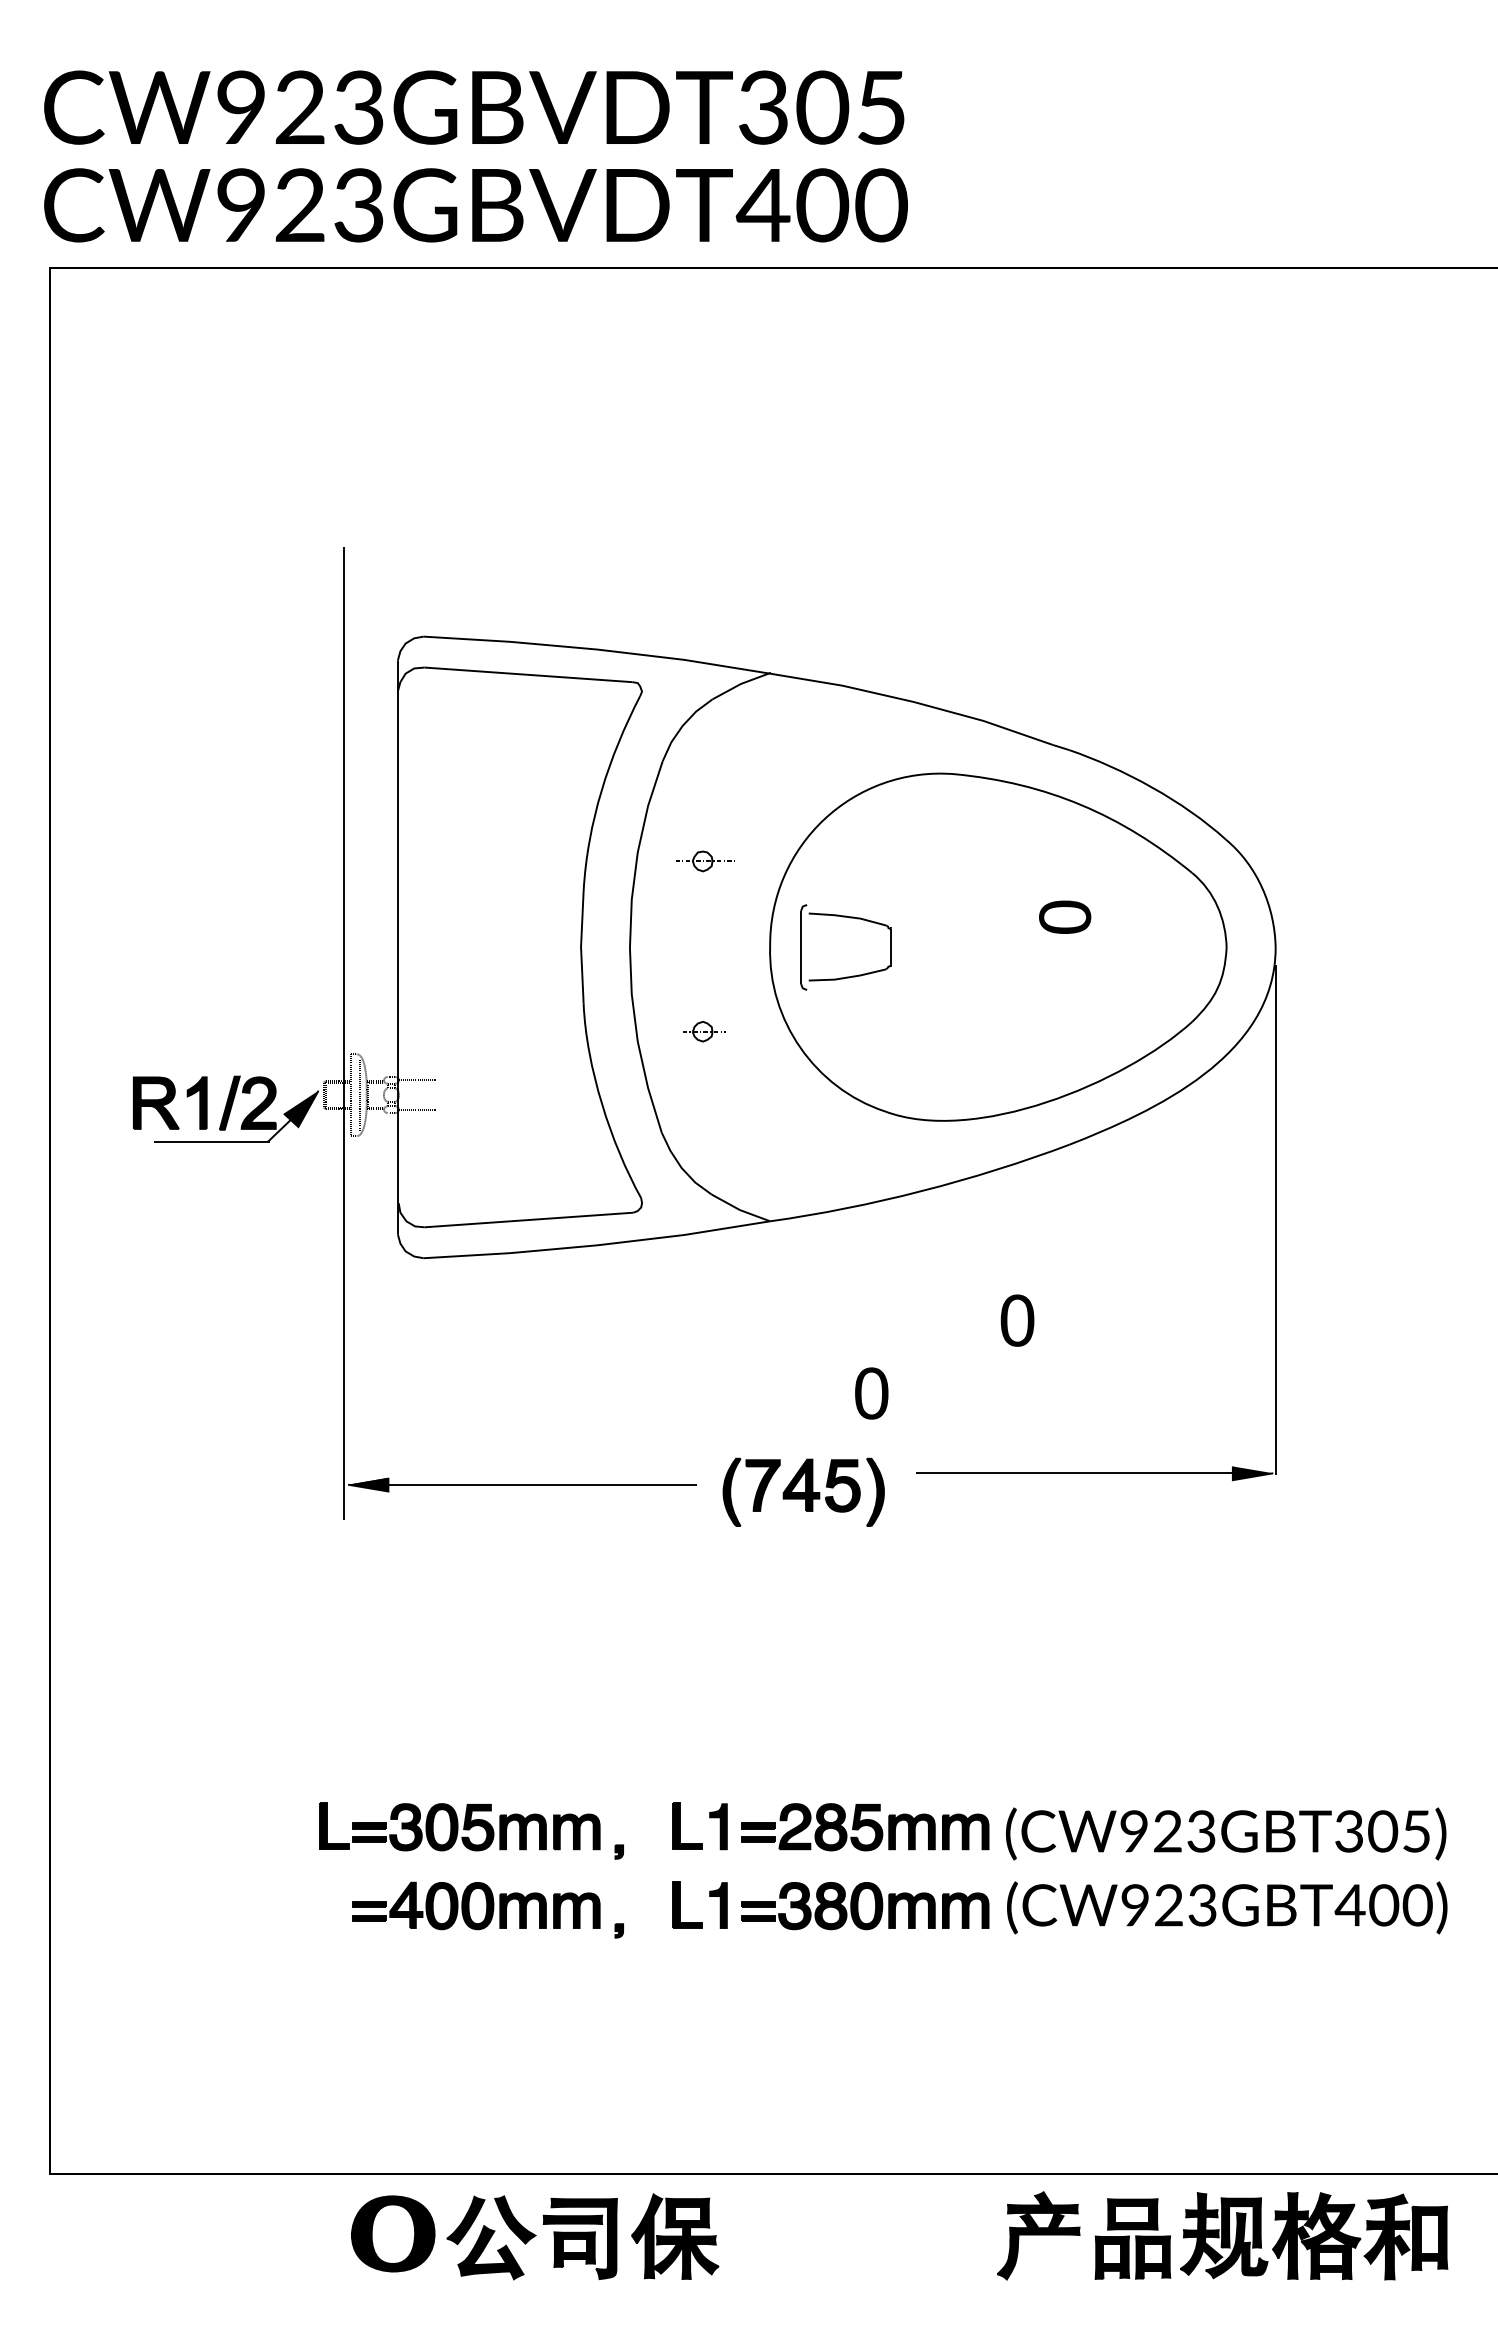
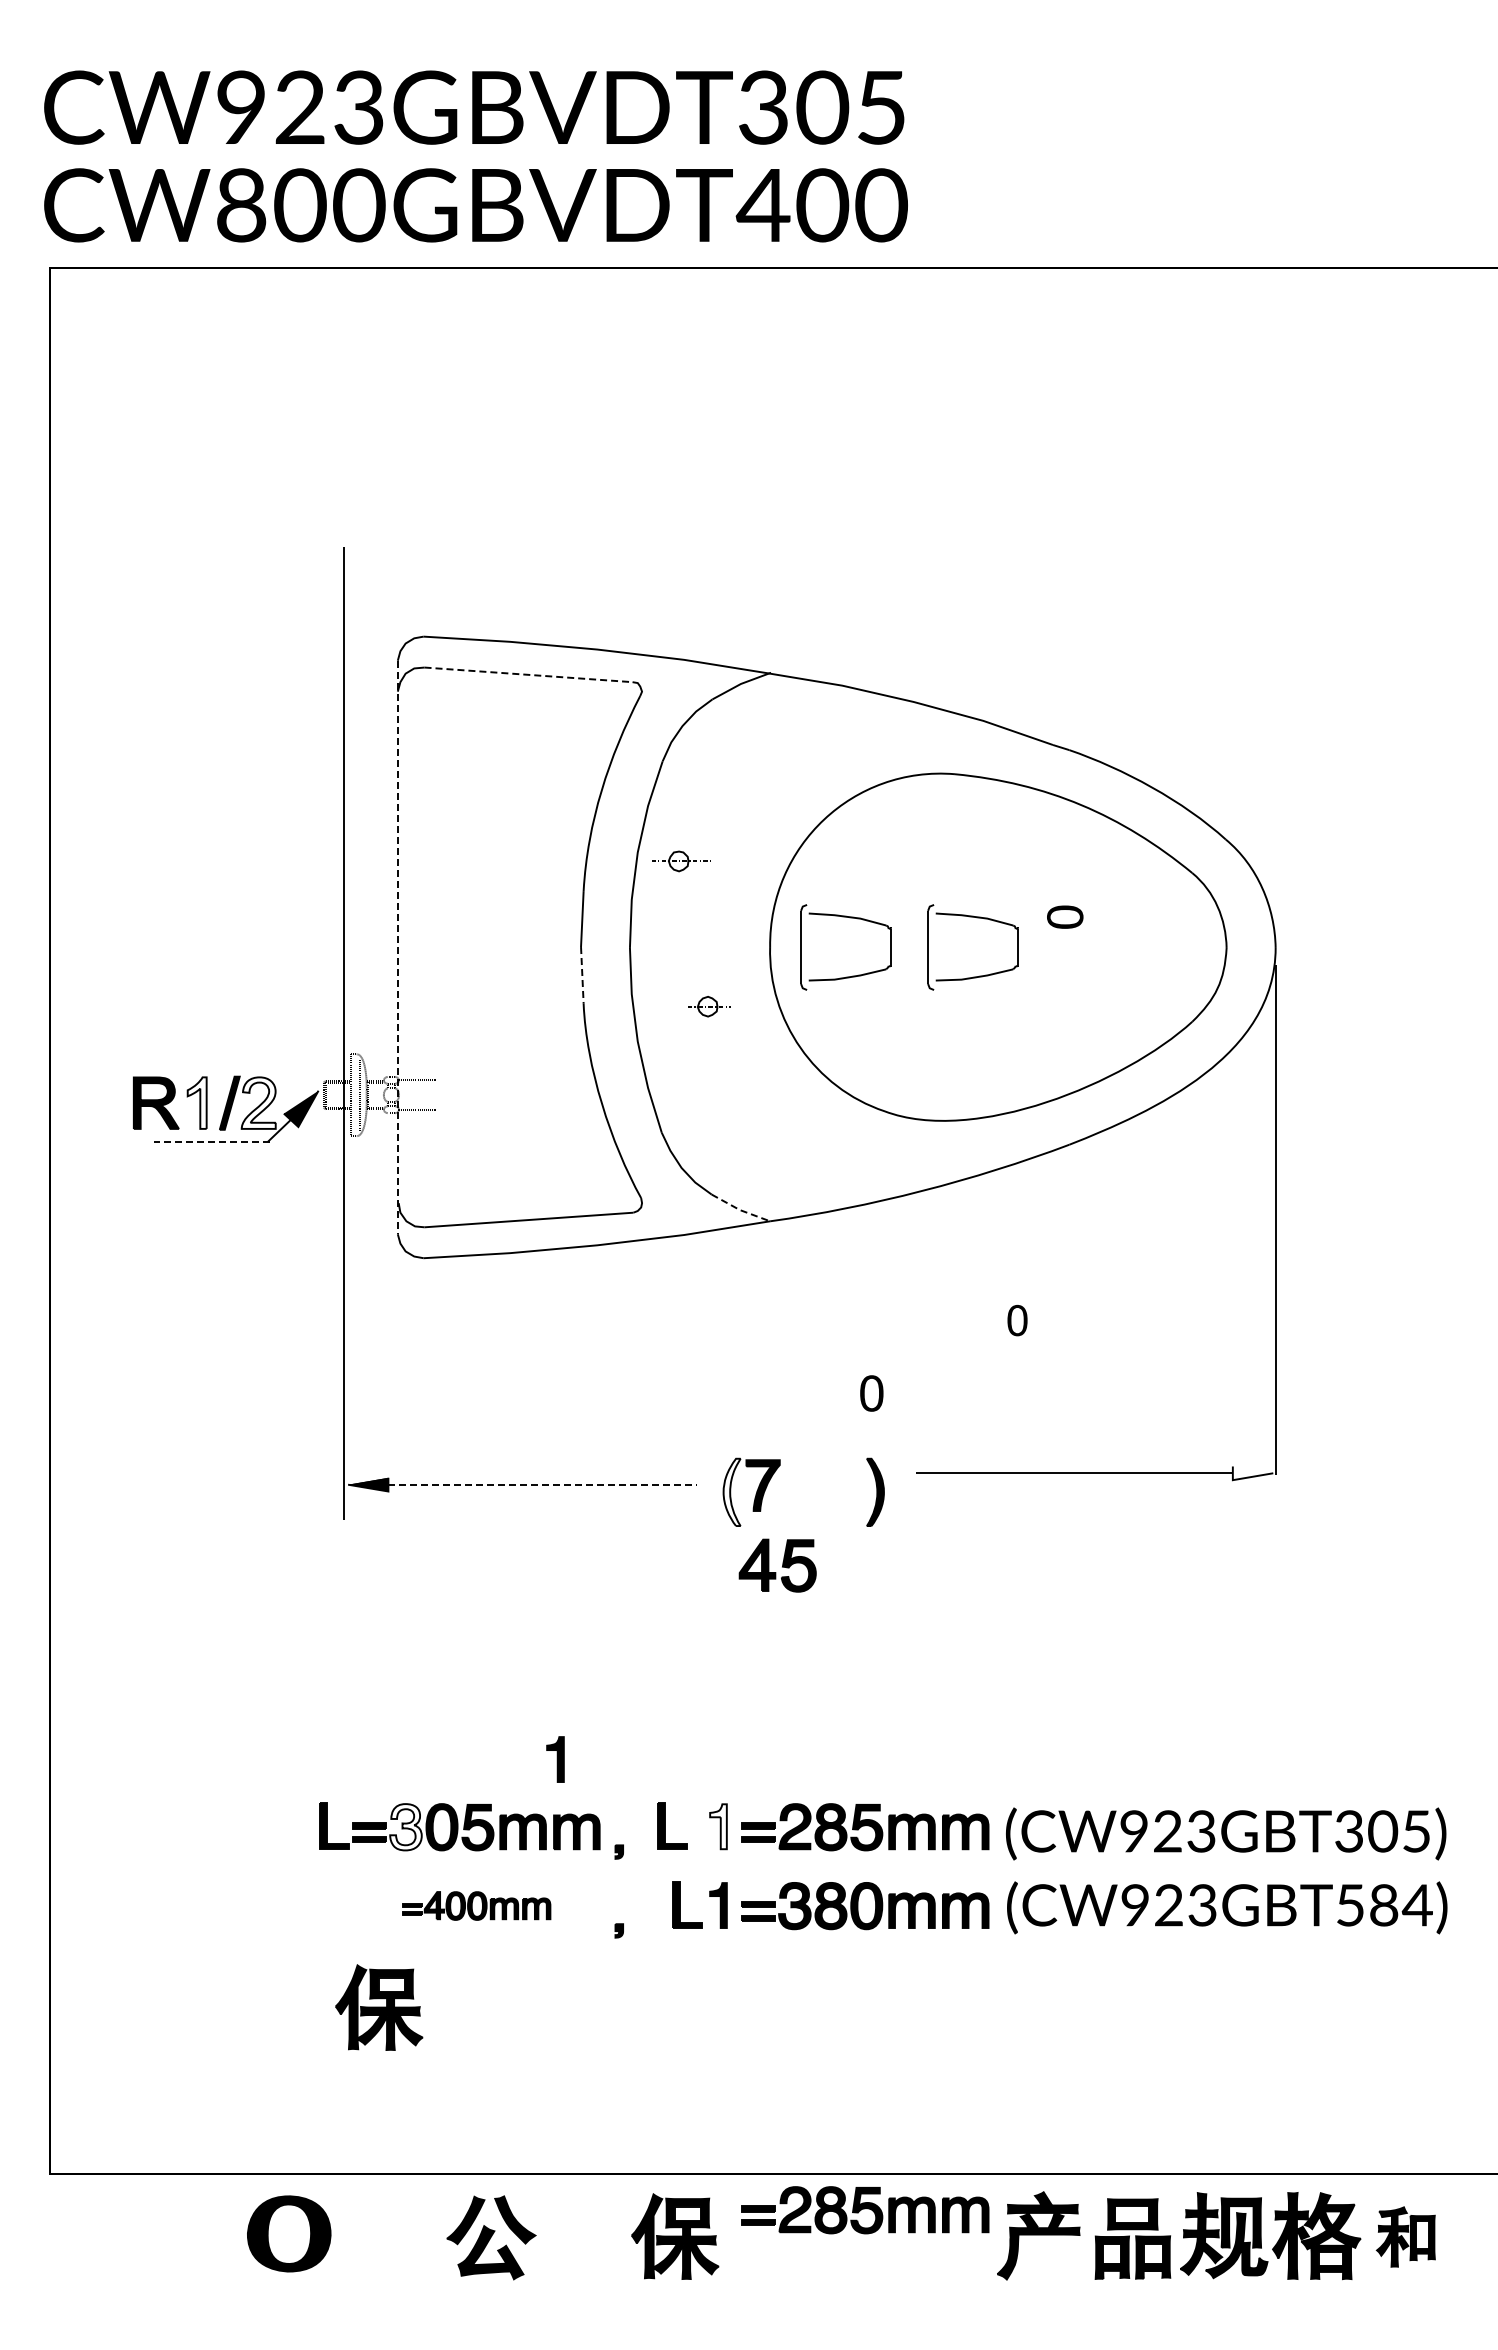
text: CW923GBVDT400 -> CW800GBVDT400 (301, 205)
line: solid -> dashed (529, 674)
part position: (705, 861) -> (681, 861) (681, 861)
part size: 53x34 px -> 37x24 px (1065, 916)
line: solid -> dashed (397, 947)
line: solid -> dashed (582, 975)
part: none -> present (979, 975)
part position: (704, 1031) -> (709, 1006) (709, 1006)
fill: present -> none (196, 1102)
fill: present -> none (258, 1102)
line: solid -> dashed (212, 1141)
line: solid -> dashed (740, 1210)
part size: 35x53 px -> 21x32 px (1017, 1320)
part size: 34x53 px -> 24x37 px (871, 1393)
fill: present -> none (1252, 1473)
line: solid -> dashed (542, 1484)
part position: (821, 1485) -> (777, 1565) (777, 1565)
fill: present -> none (731, 1492)
part: none -> present (555, 1759)
part position: (680, 1825) -> (665, 1825) (665, 1825)
fill: present -> none (718, 1826)
fill: present -> none (405, 1827)
part size: 249x50 px -> 150x30 px (476, 1905)
text: (CW923GBT400) -> (CW923GBT584) (1383, 1905)
part: none -> present (379, 2007)
part: none -> present (865, 2210)
part position: (393, 2233) -> (289, 2233) (289, 2233)
part size: 86x88 px -> 61x62 px (1405, 2236)
part: present -> none (579, 2238)
